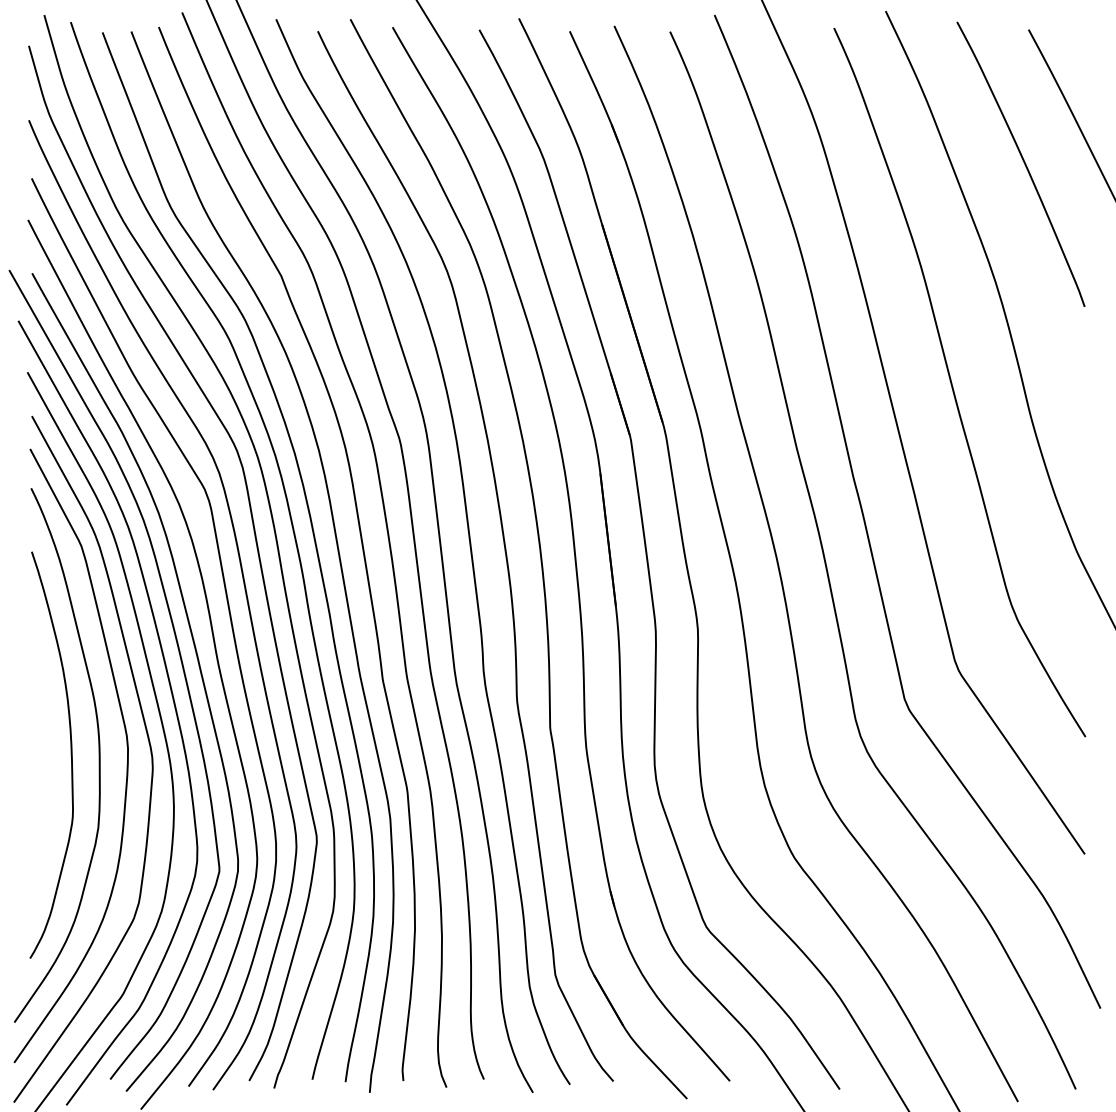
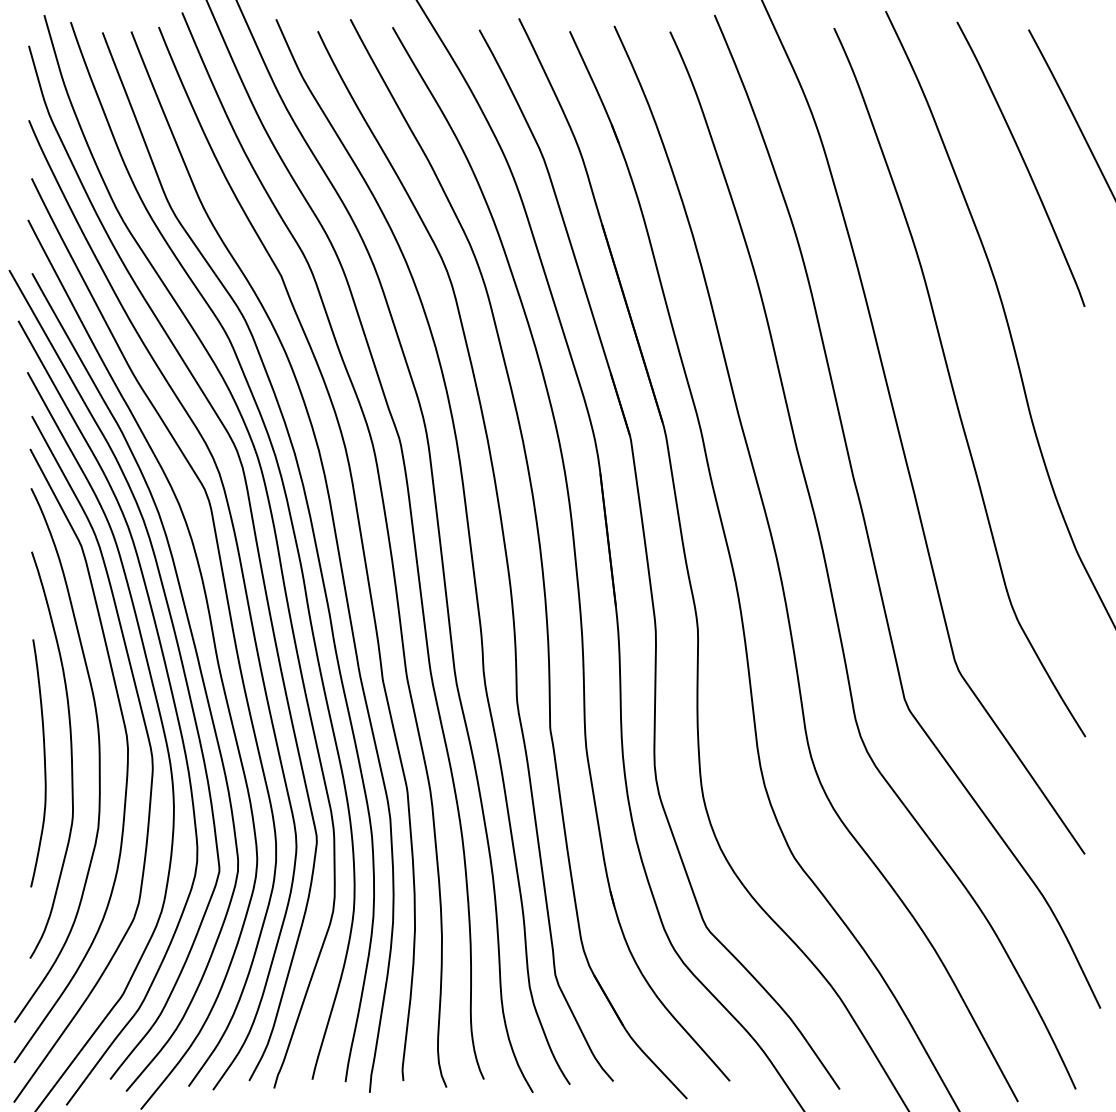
curve: none -> present (44, 763)
